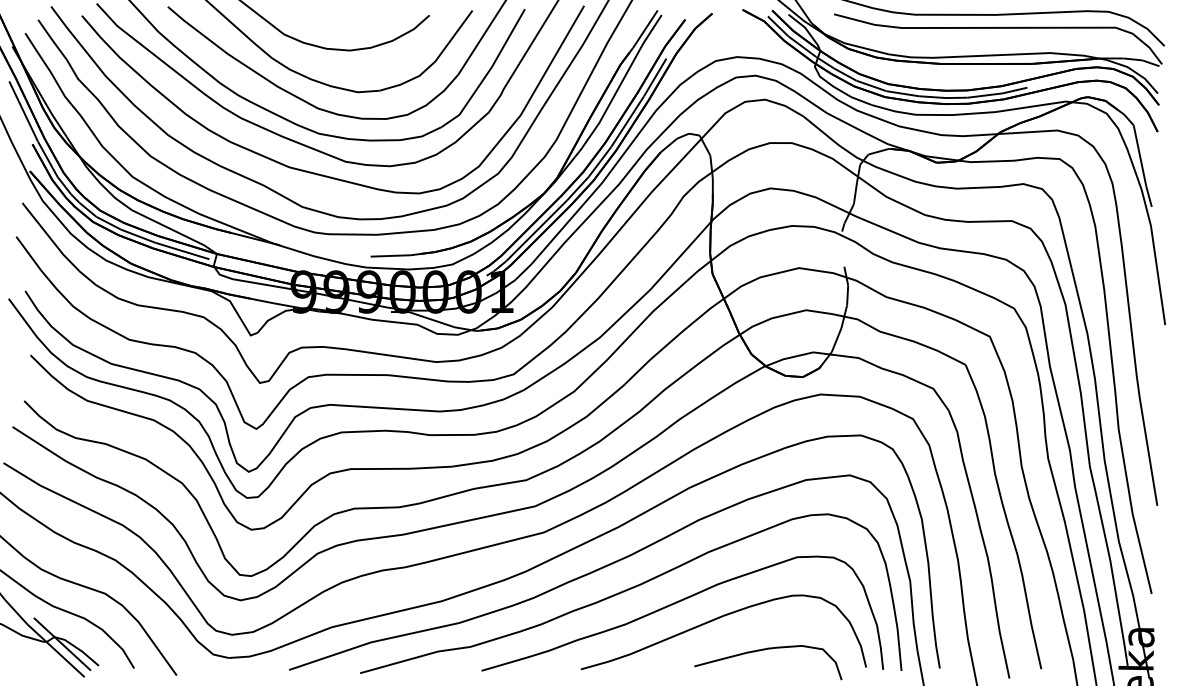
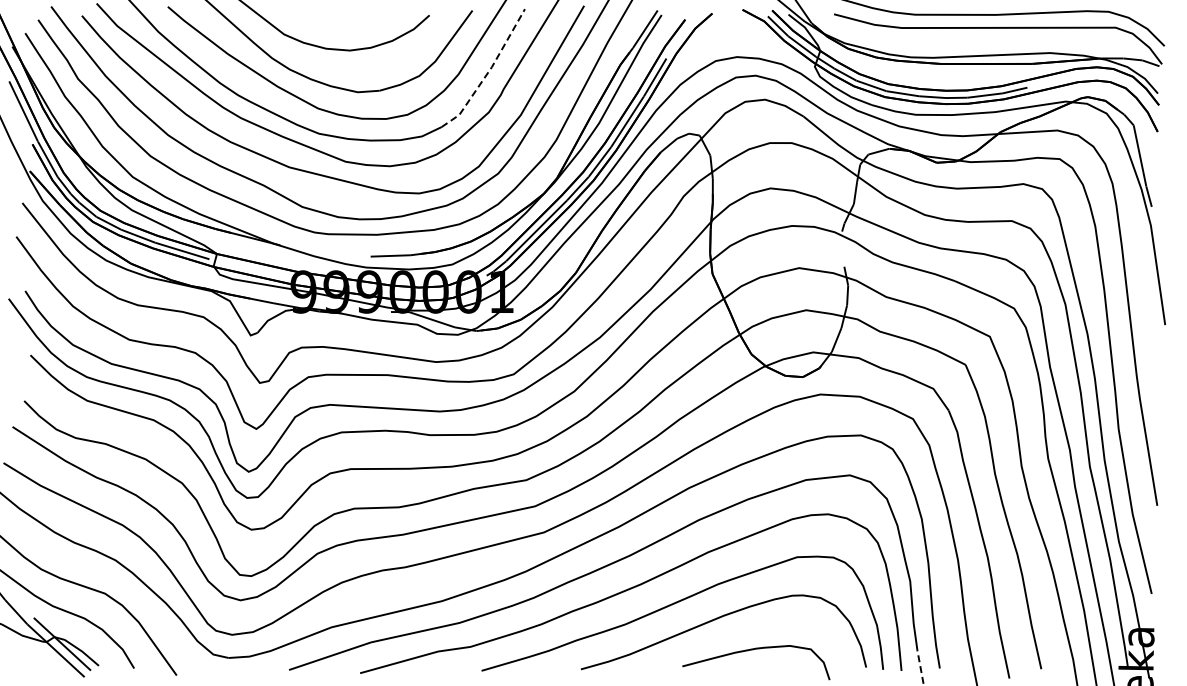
line: solid -> dashed (488, 72)
curve position: (765, 650) -> (753, 650) (753, 650)
line: solid -> dashed (920, 668)
